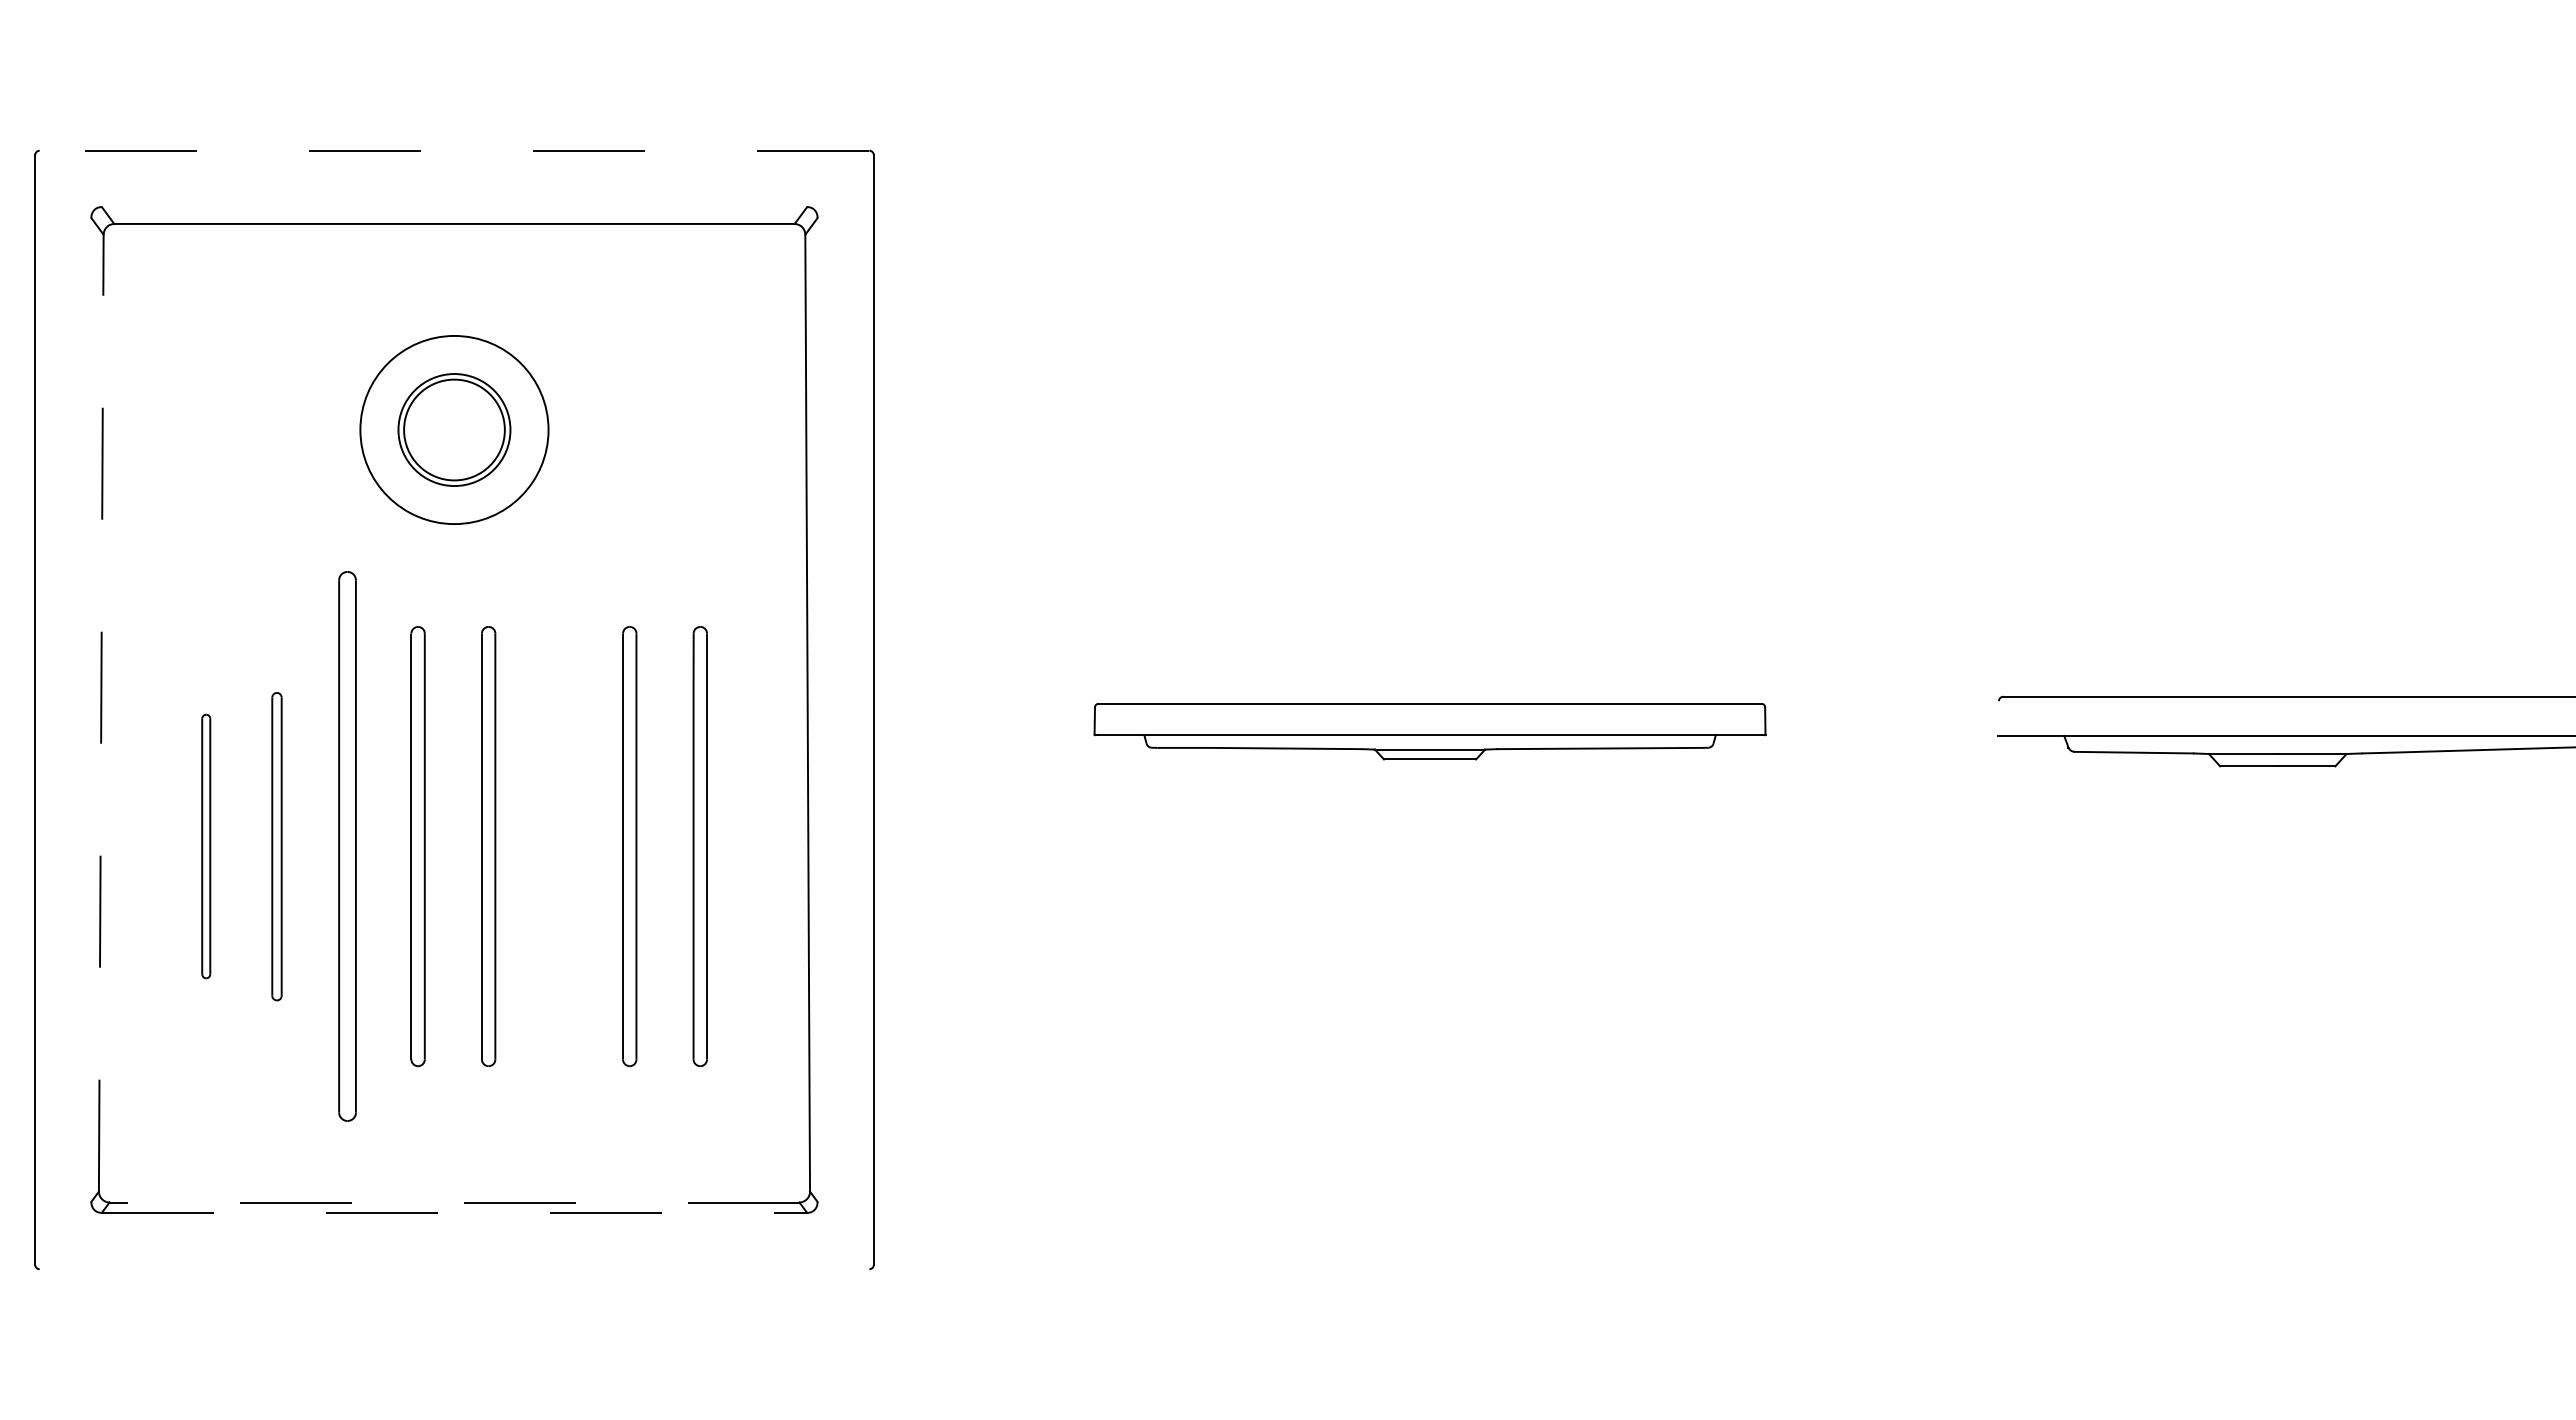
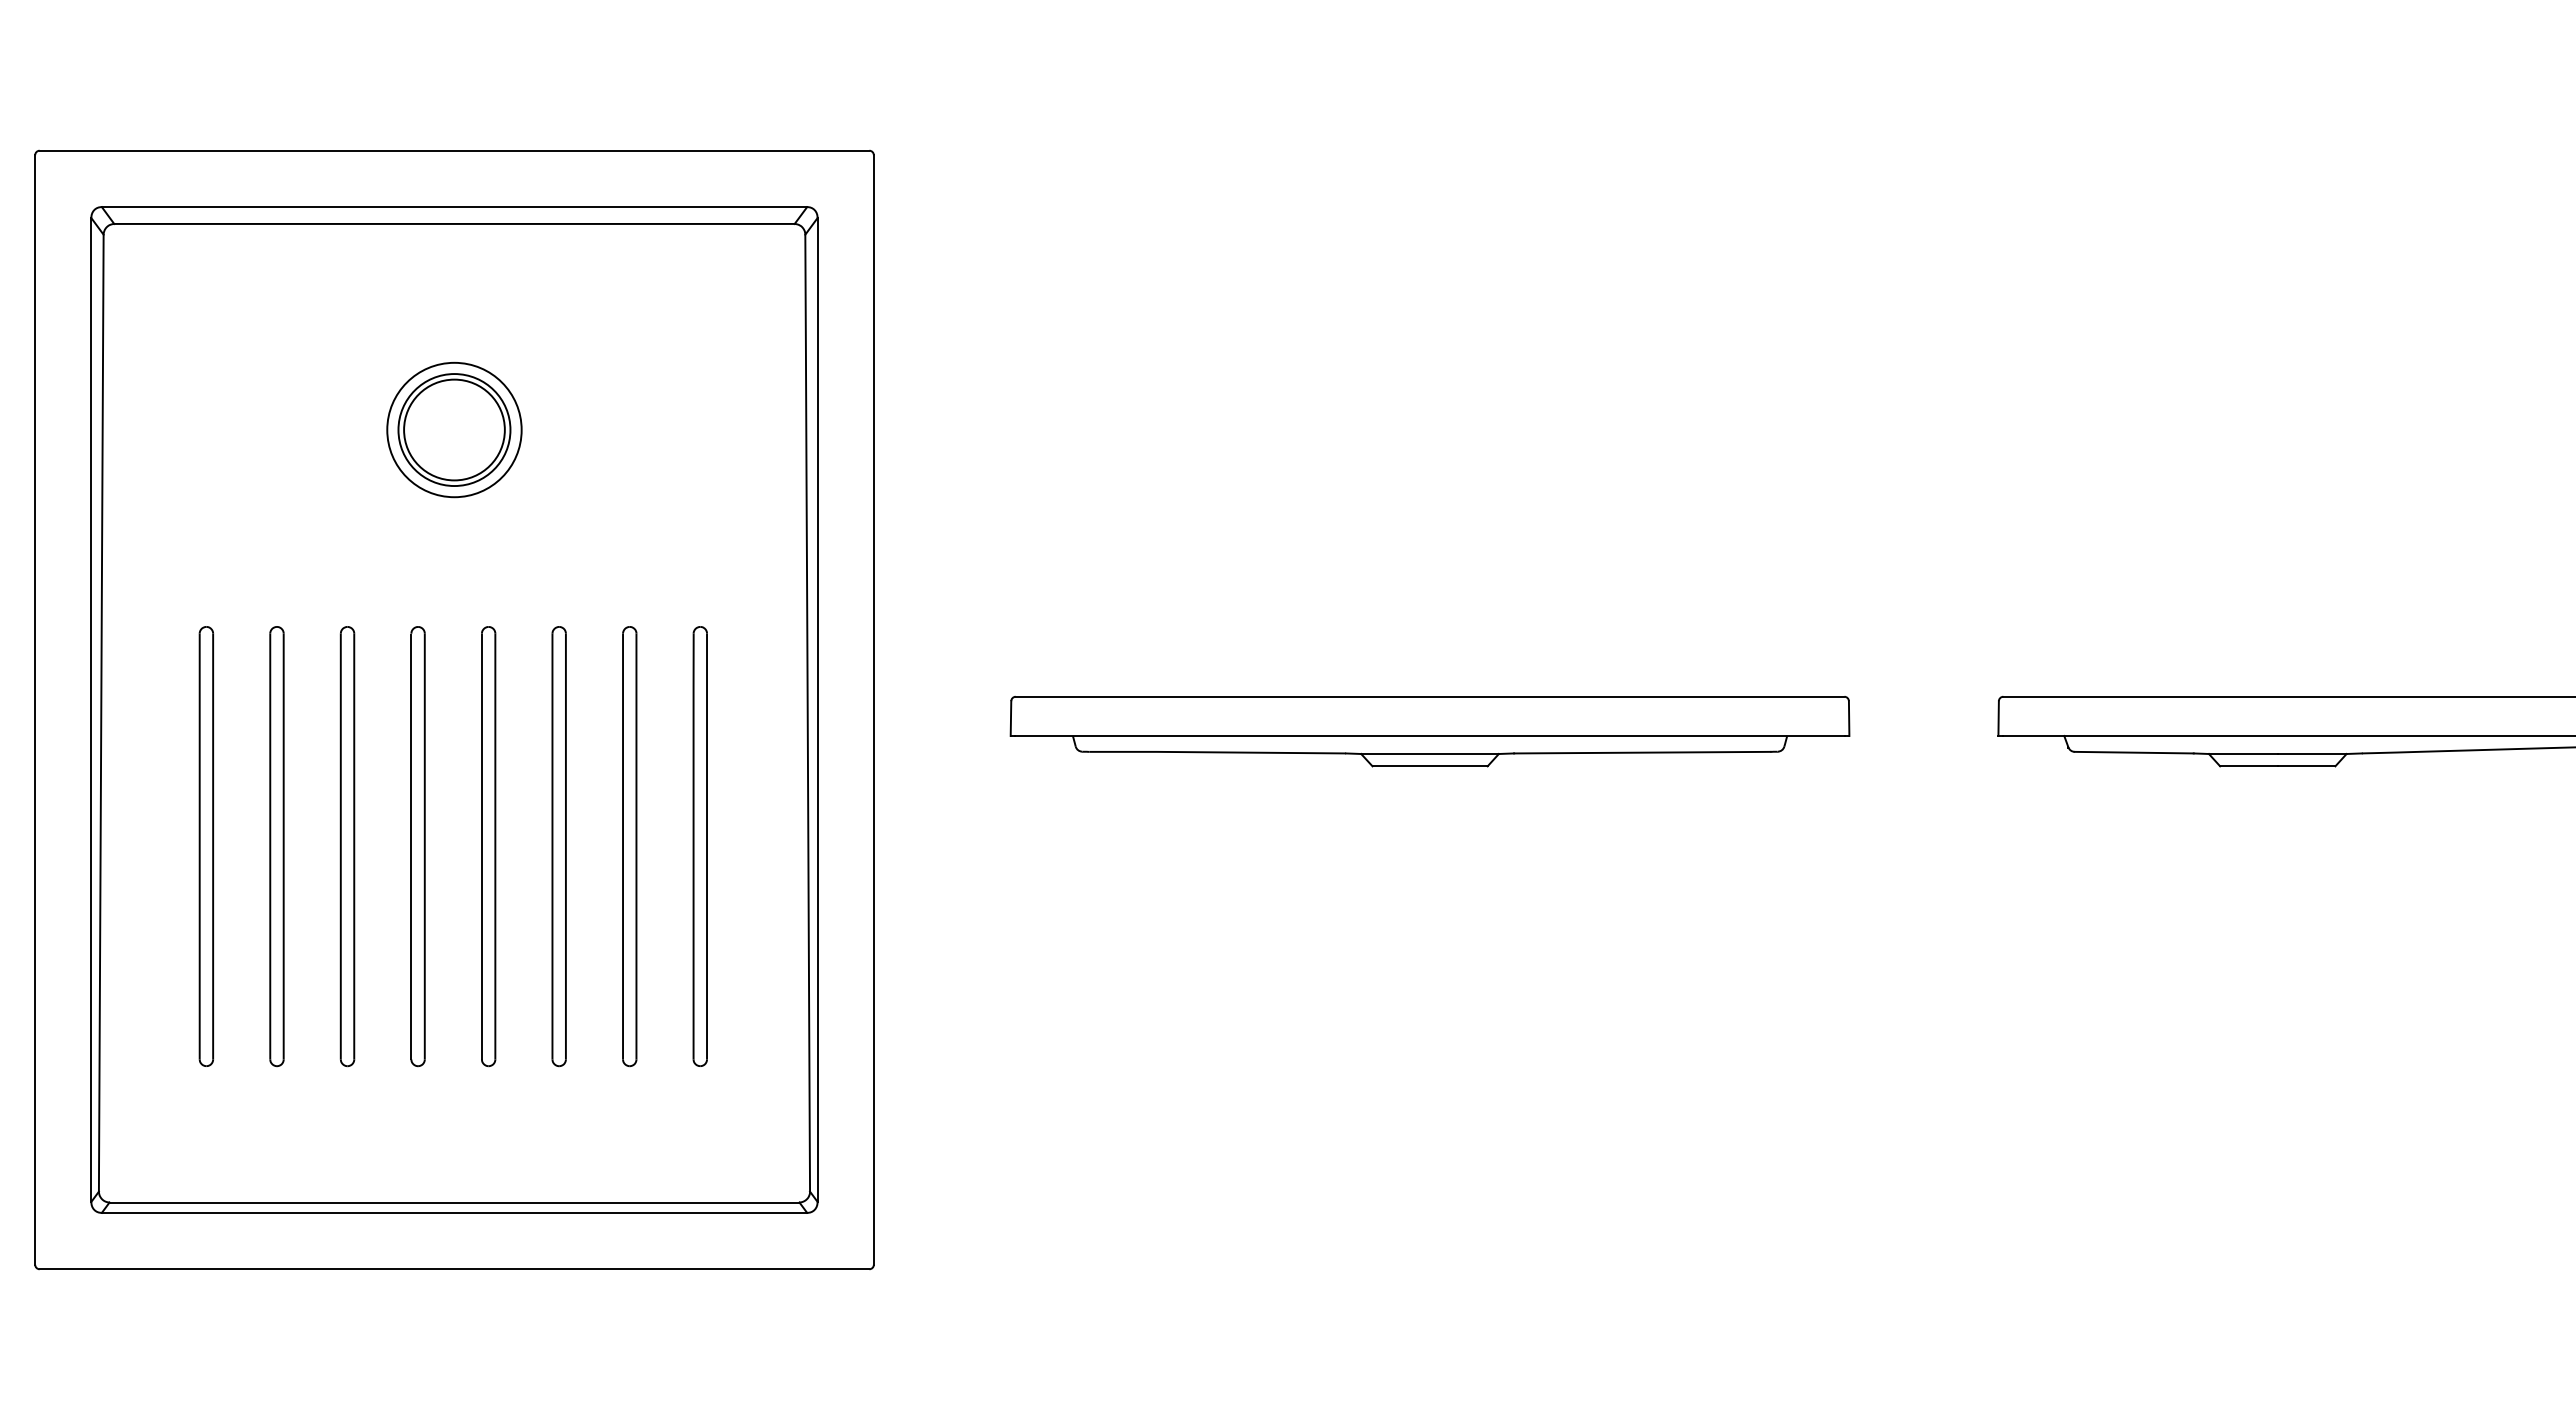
line: dashed -> solid (454, 150)
line: none -> present (454, 207)
circle diameter: 188 px -> 134 px (454, 429)
line: none -> present (91, 709)
line: none -> present (817, 709)
line: dashed -> solid (101, 712)
line: none -> present (1998, 718)
part size: 674x58 px -> 842x72 px (1429, 731)
part size: 11x267 px -> 16x441 px (205, 846)
part size: 12x310 px -> 16x442 px (276, 846)
part size: 19x551 px -> 17x442 px (347, 846)
part: none -> present (558, 846)
line: dashed -> solid (454, 1202)
line: dashed -> solid (454, 1212)
line: none -> present (454, 1269)
